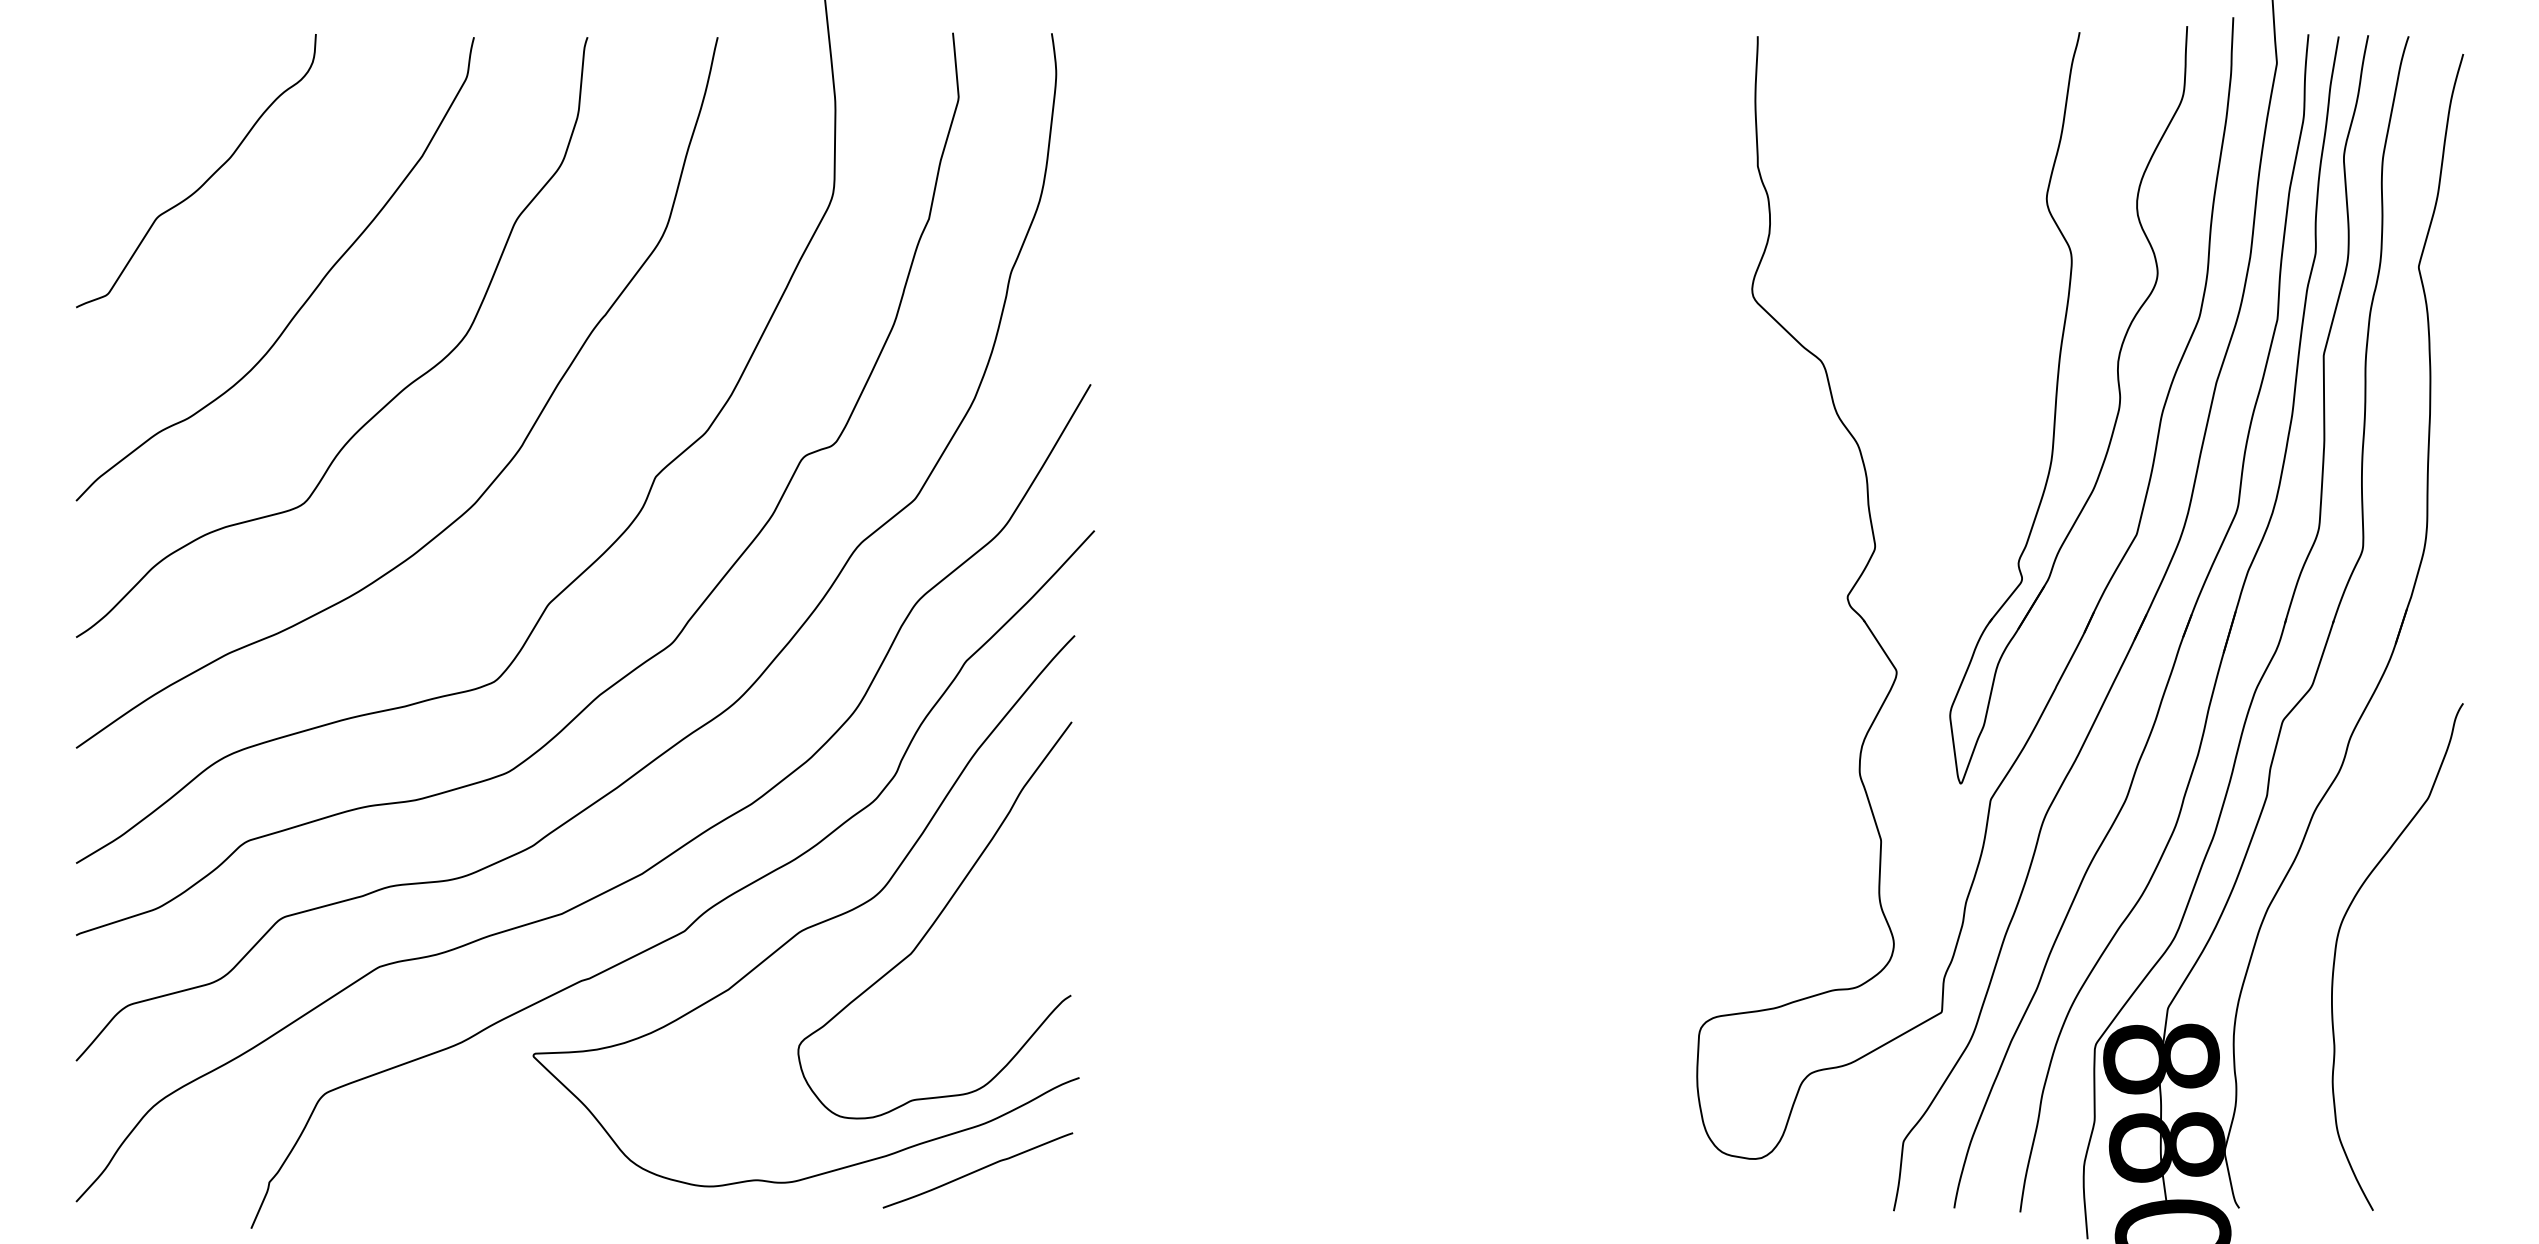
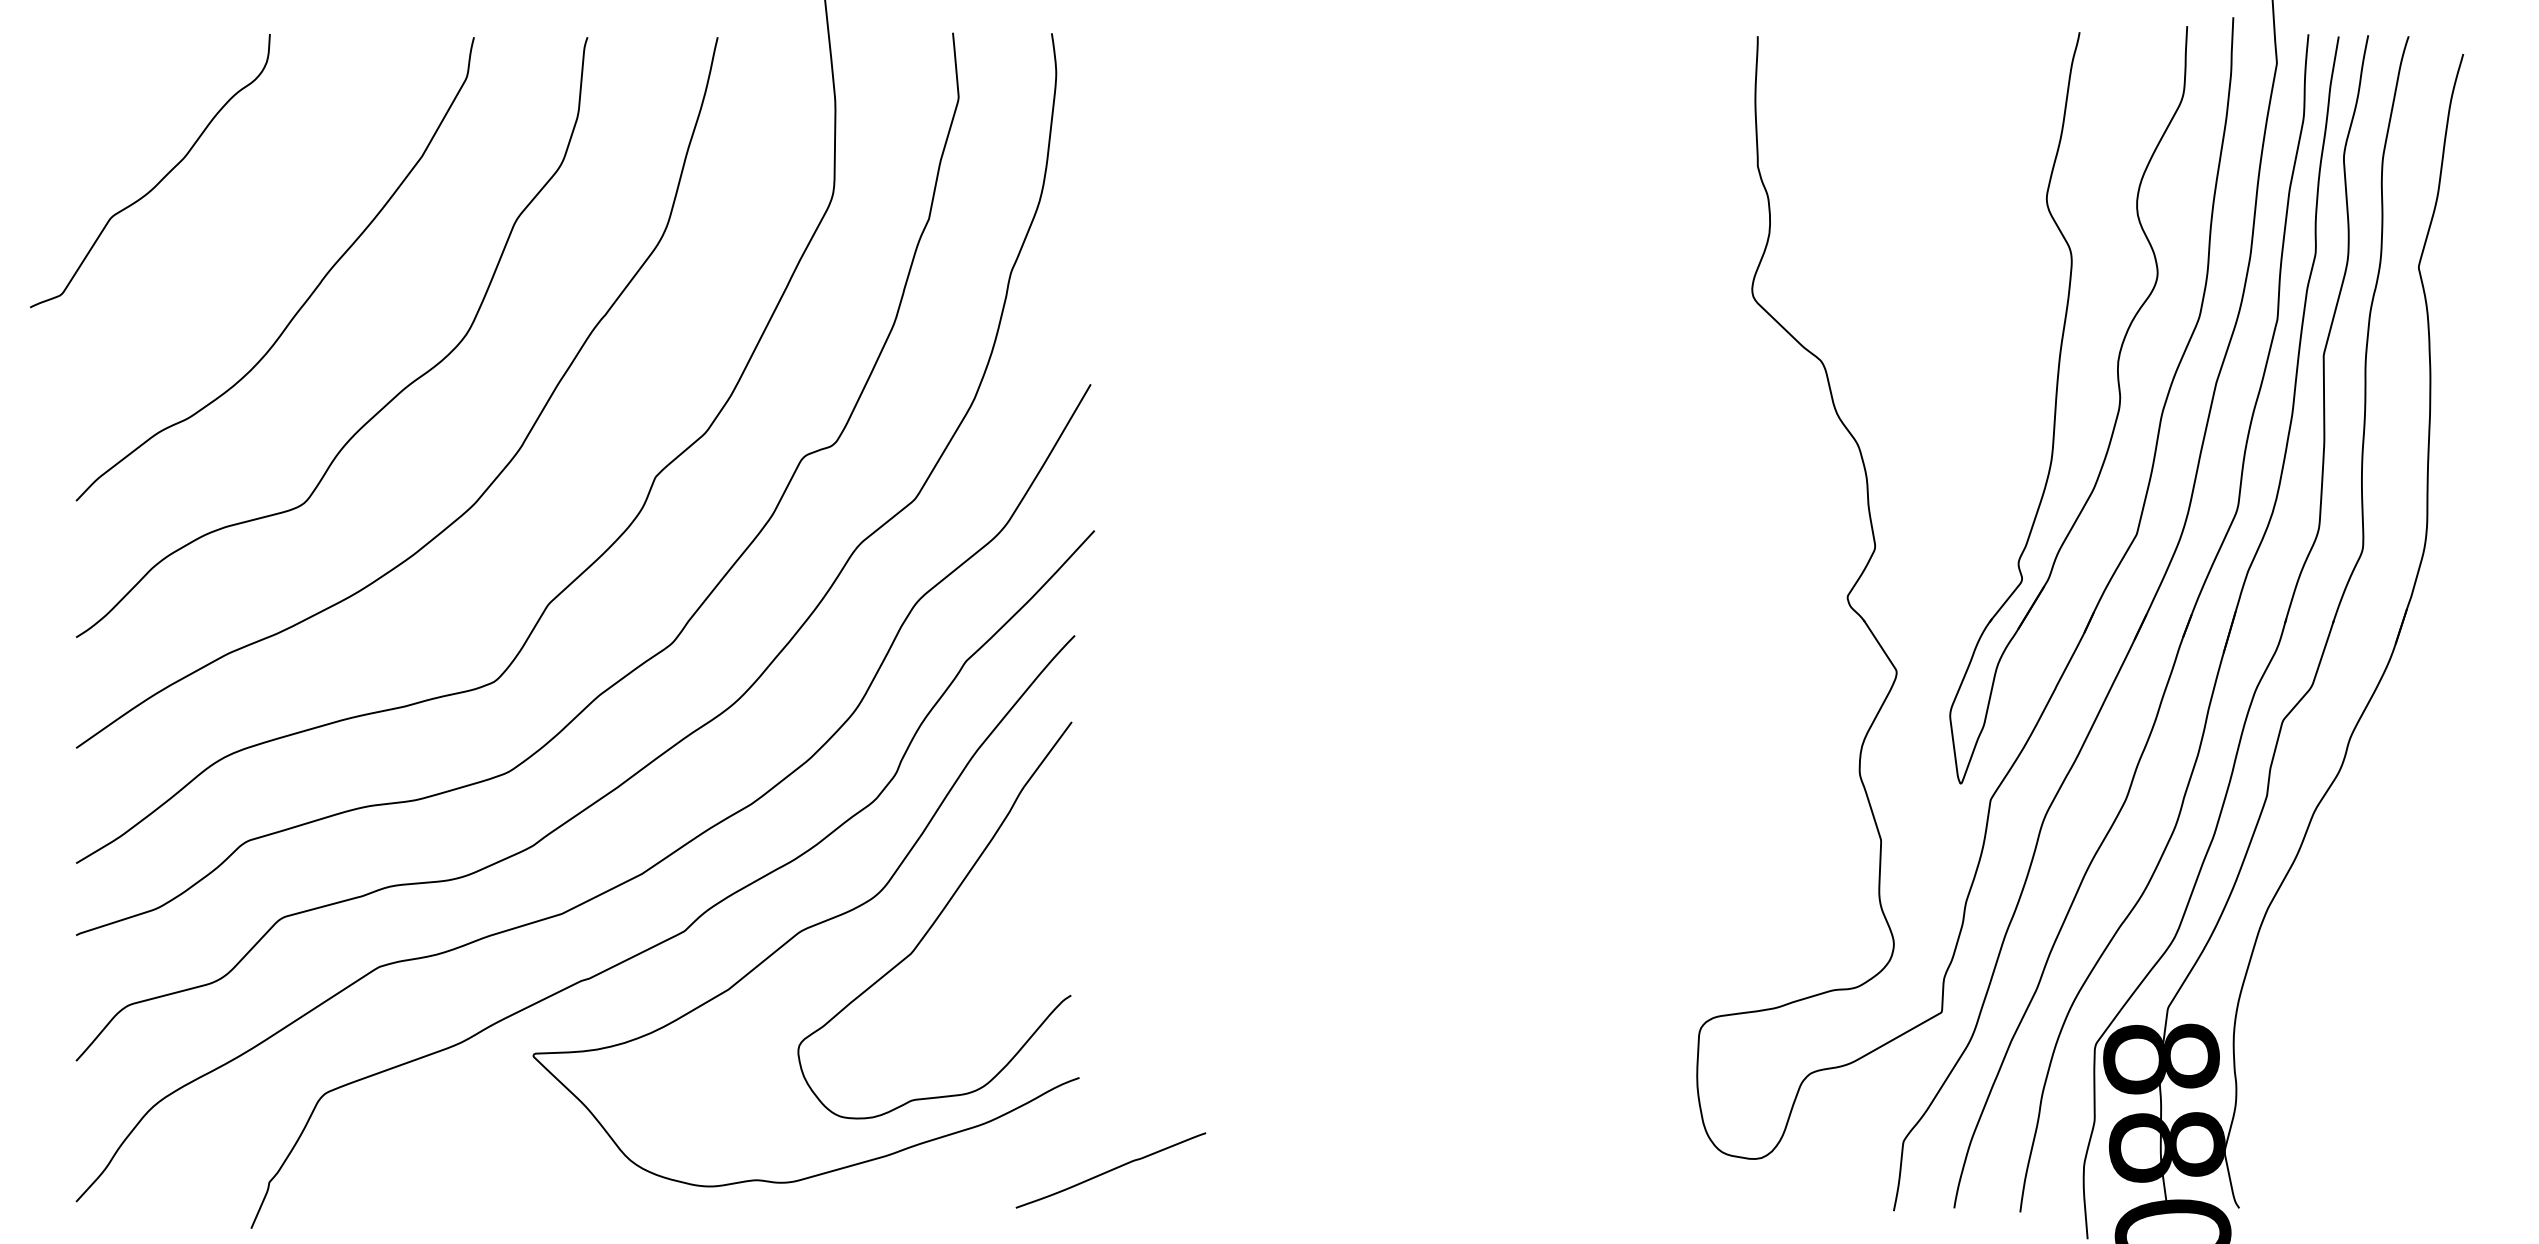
curve position: (206, 179) -> (160, 179) (160, 179)
curve: present -> none (2336, 952)
curve position: (977, 1170) -> (1110, 1170) (1110, 1170)
